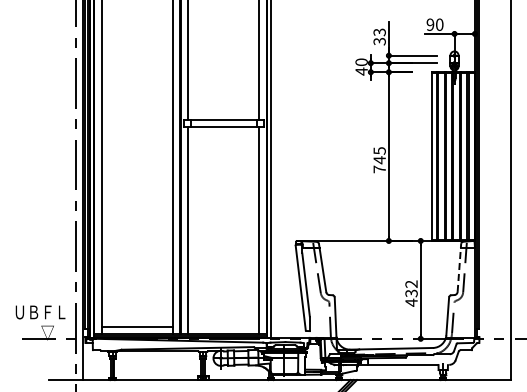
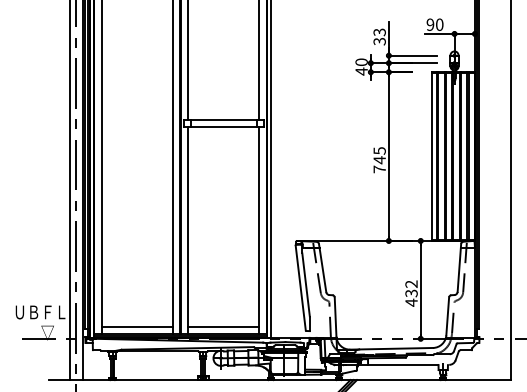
line: none -> present (69, 191)
line: dashed -> solid (459, 267)
line: none -> present (223, 327)
